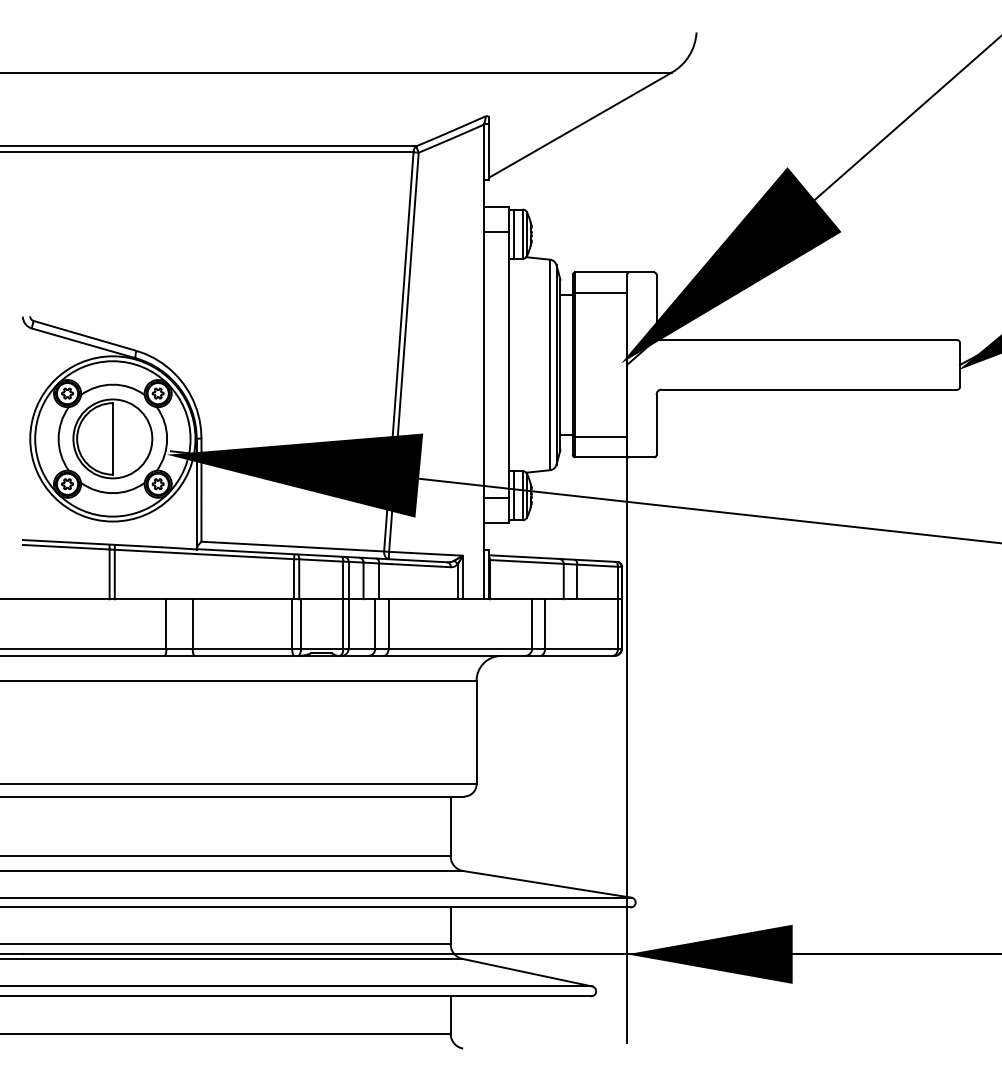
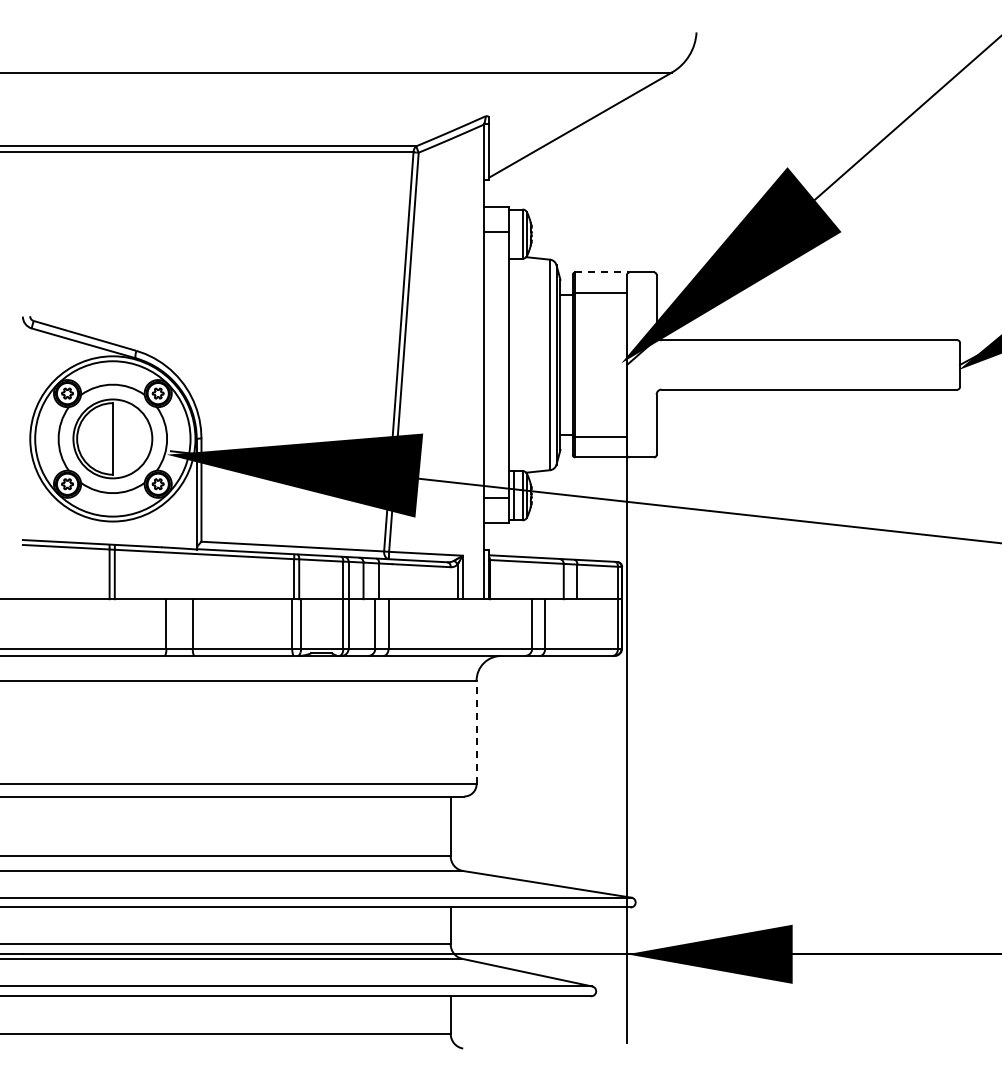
line: present -> none (513, 233)
line: solid -> dashed (601, 272)
line: solid -> dashed (476, 732)
